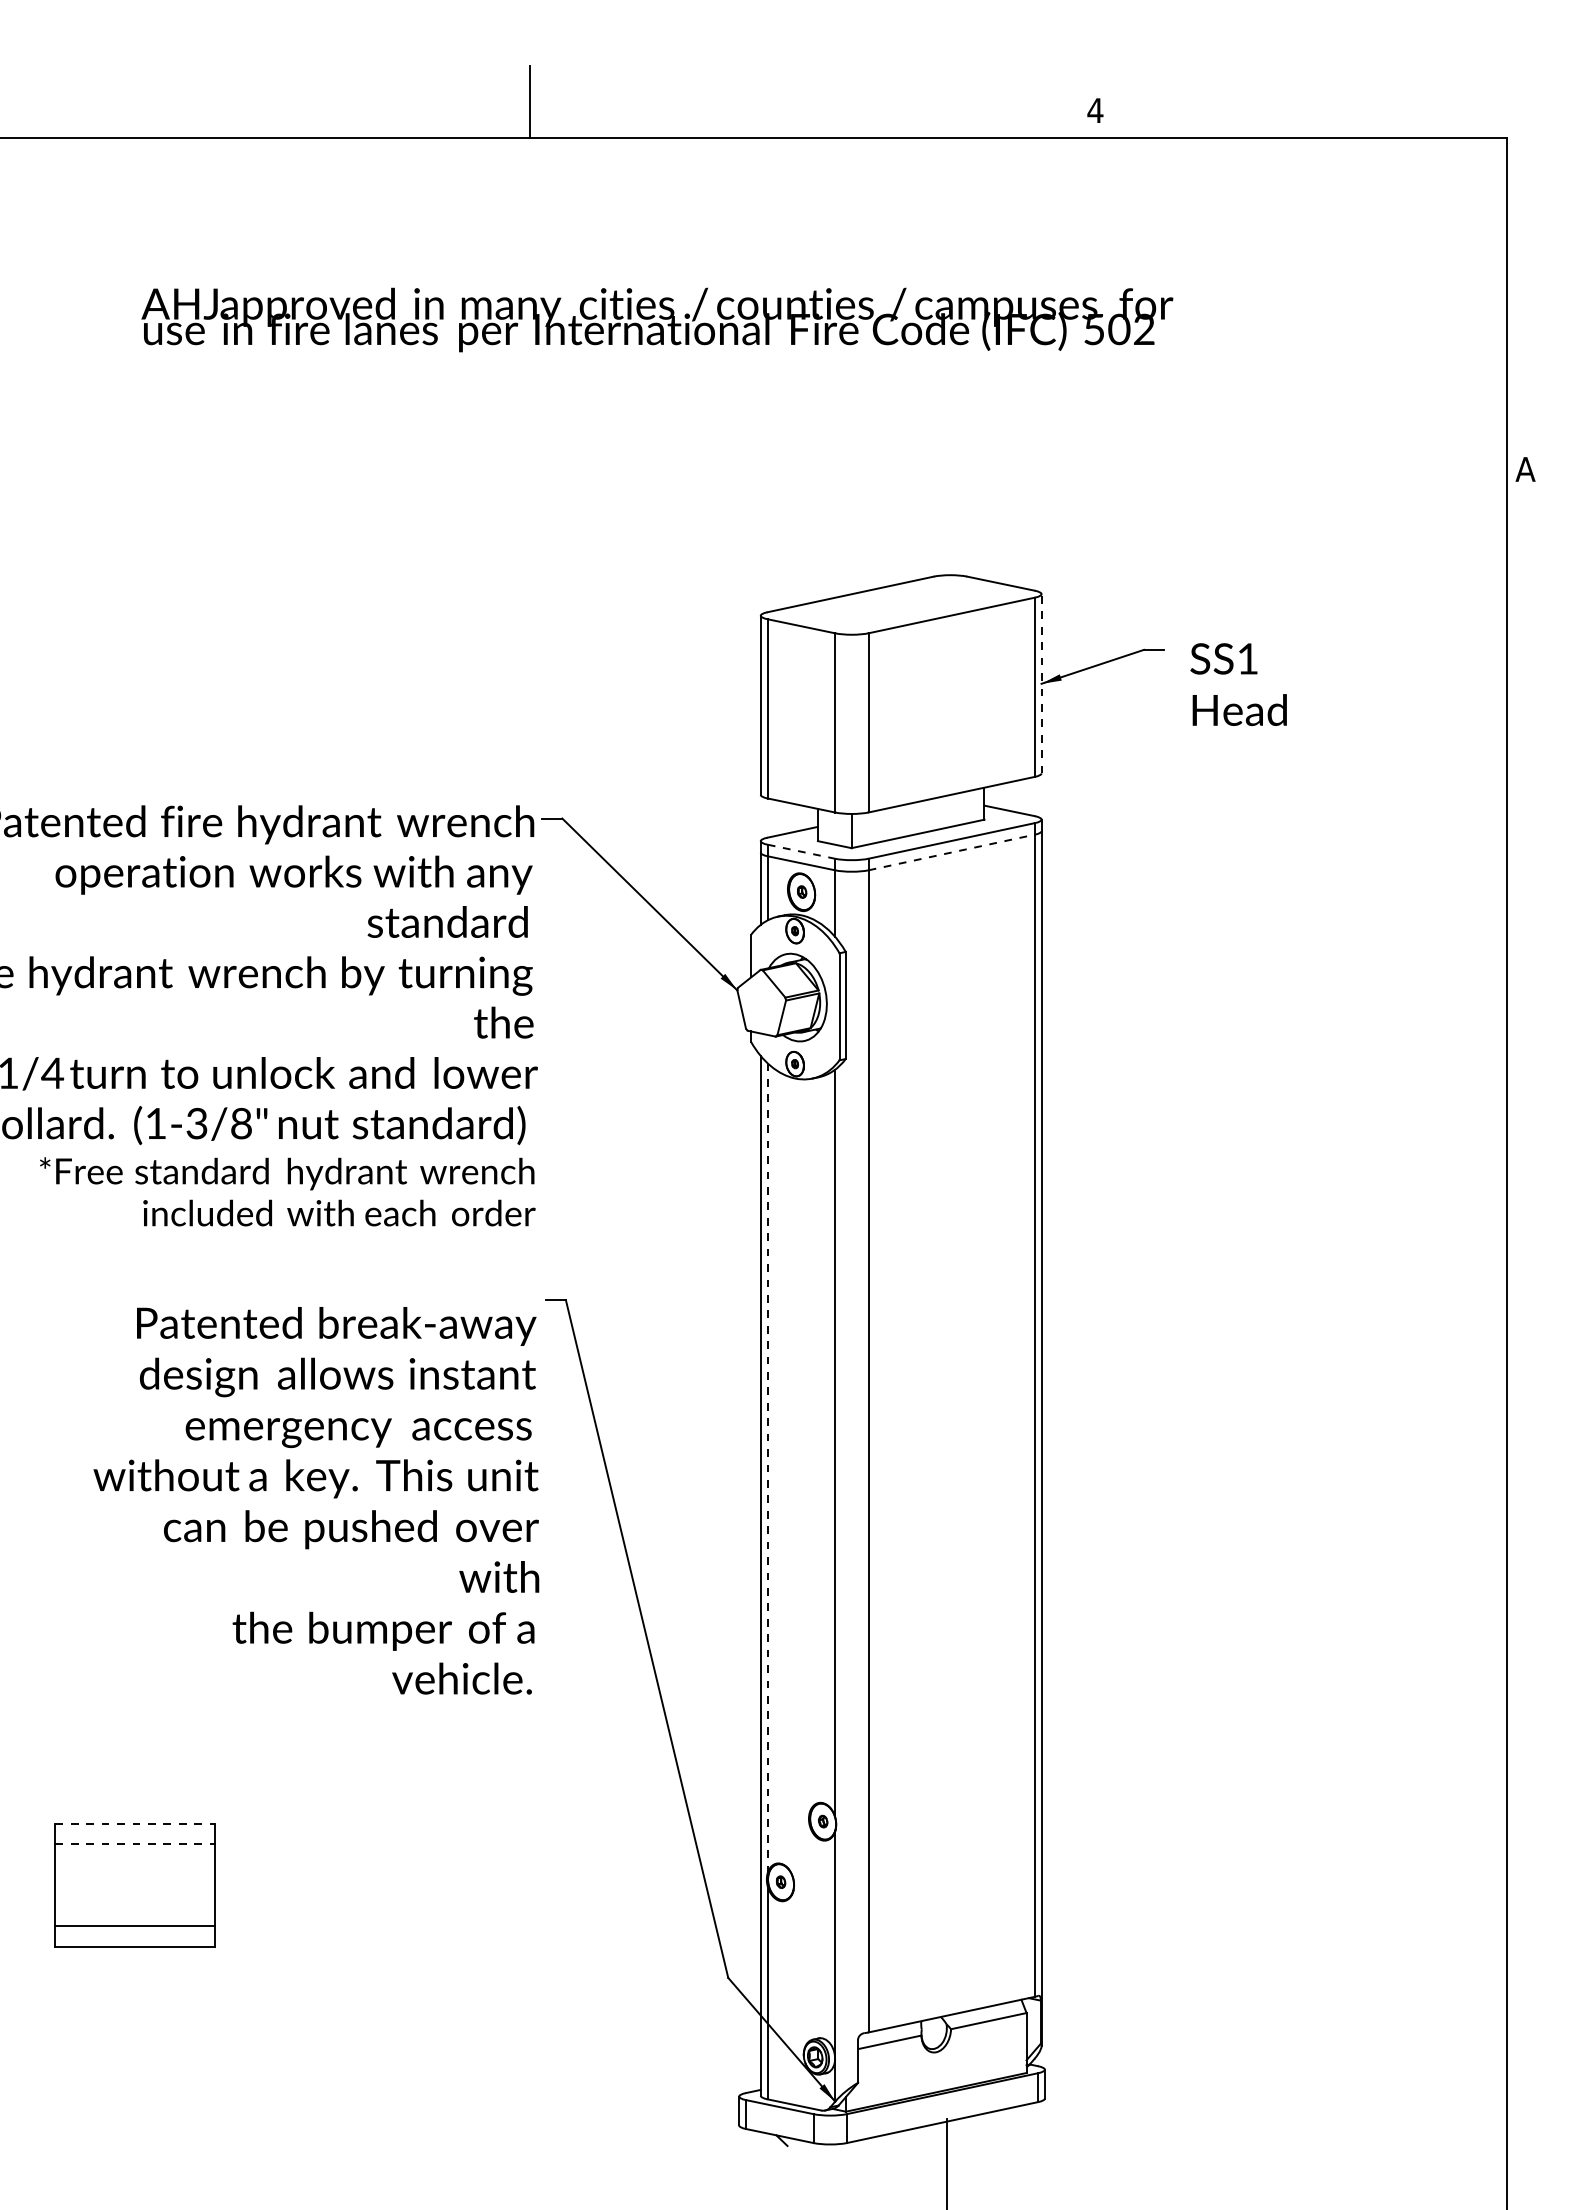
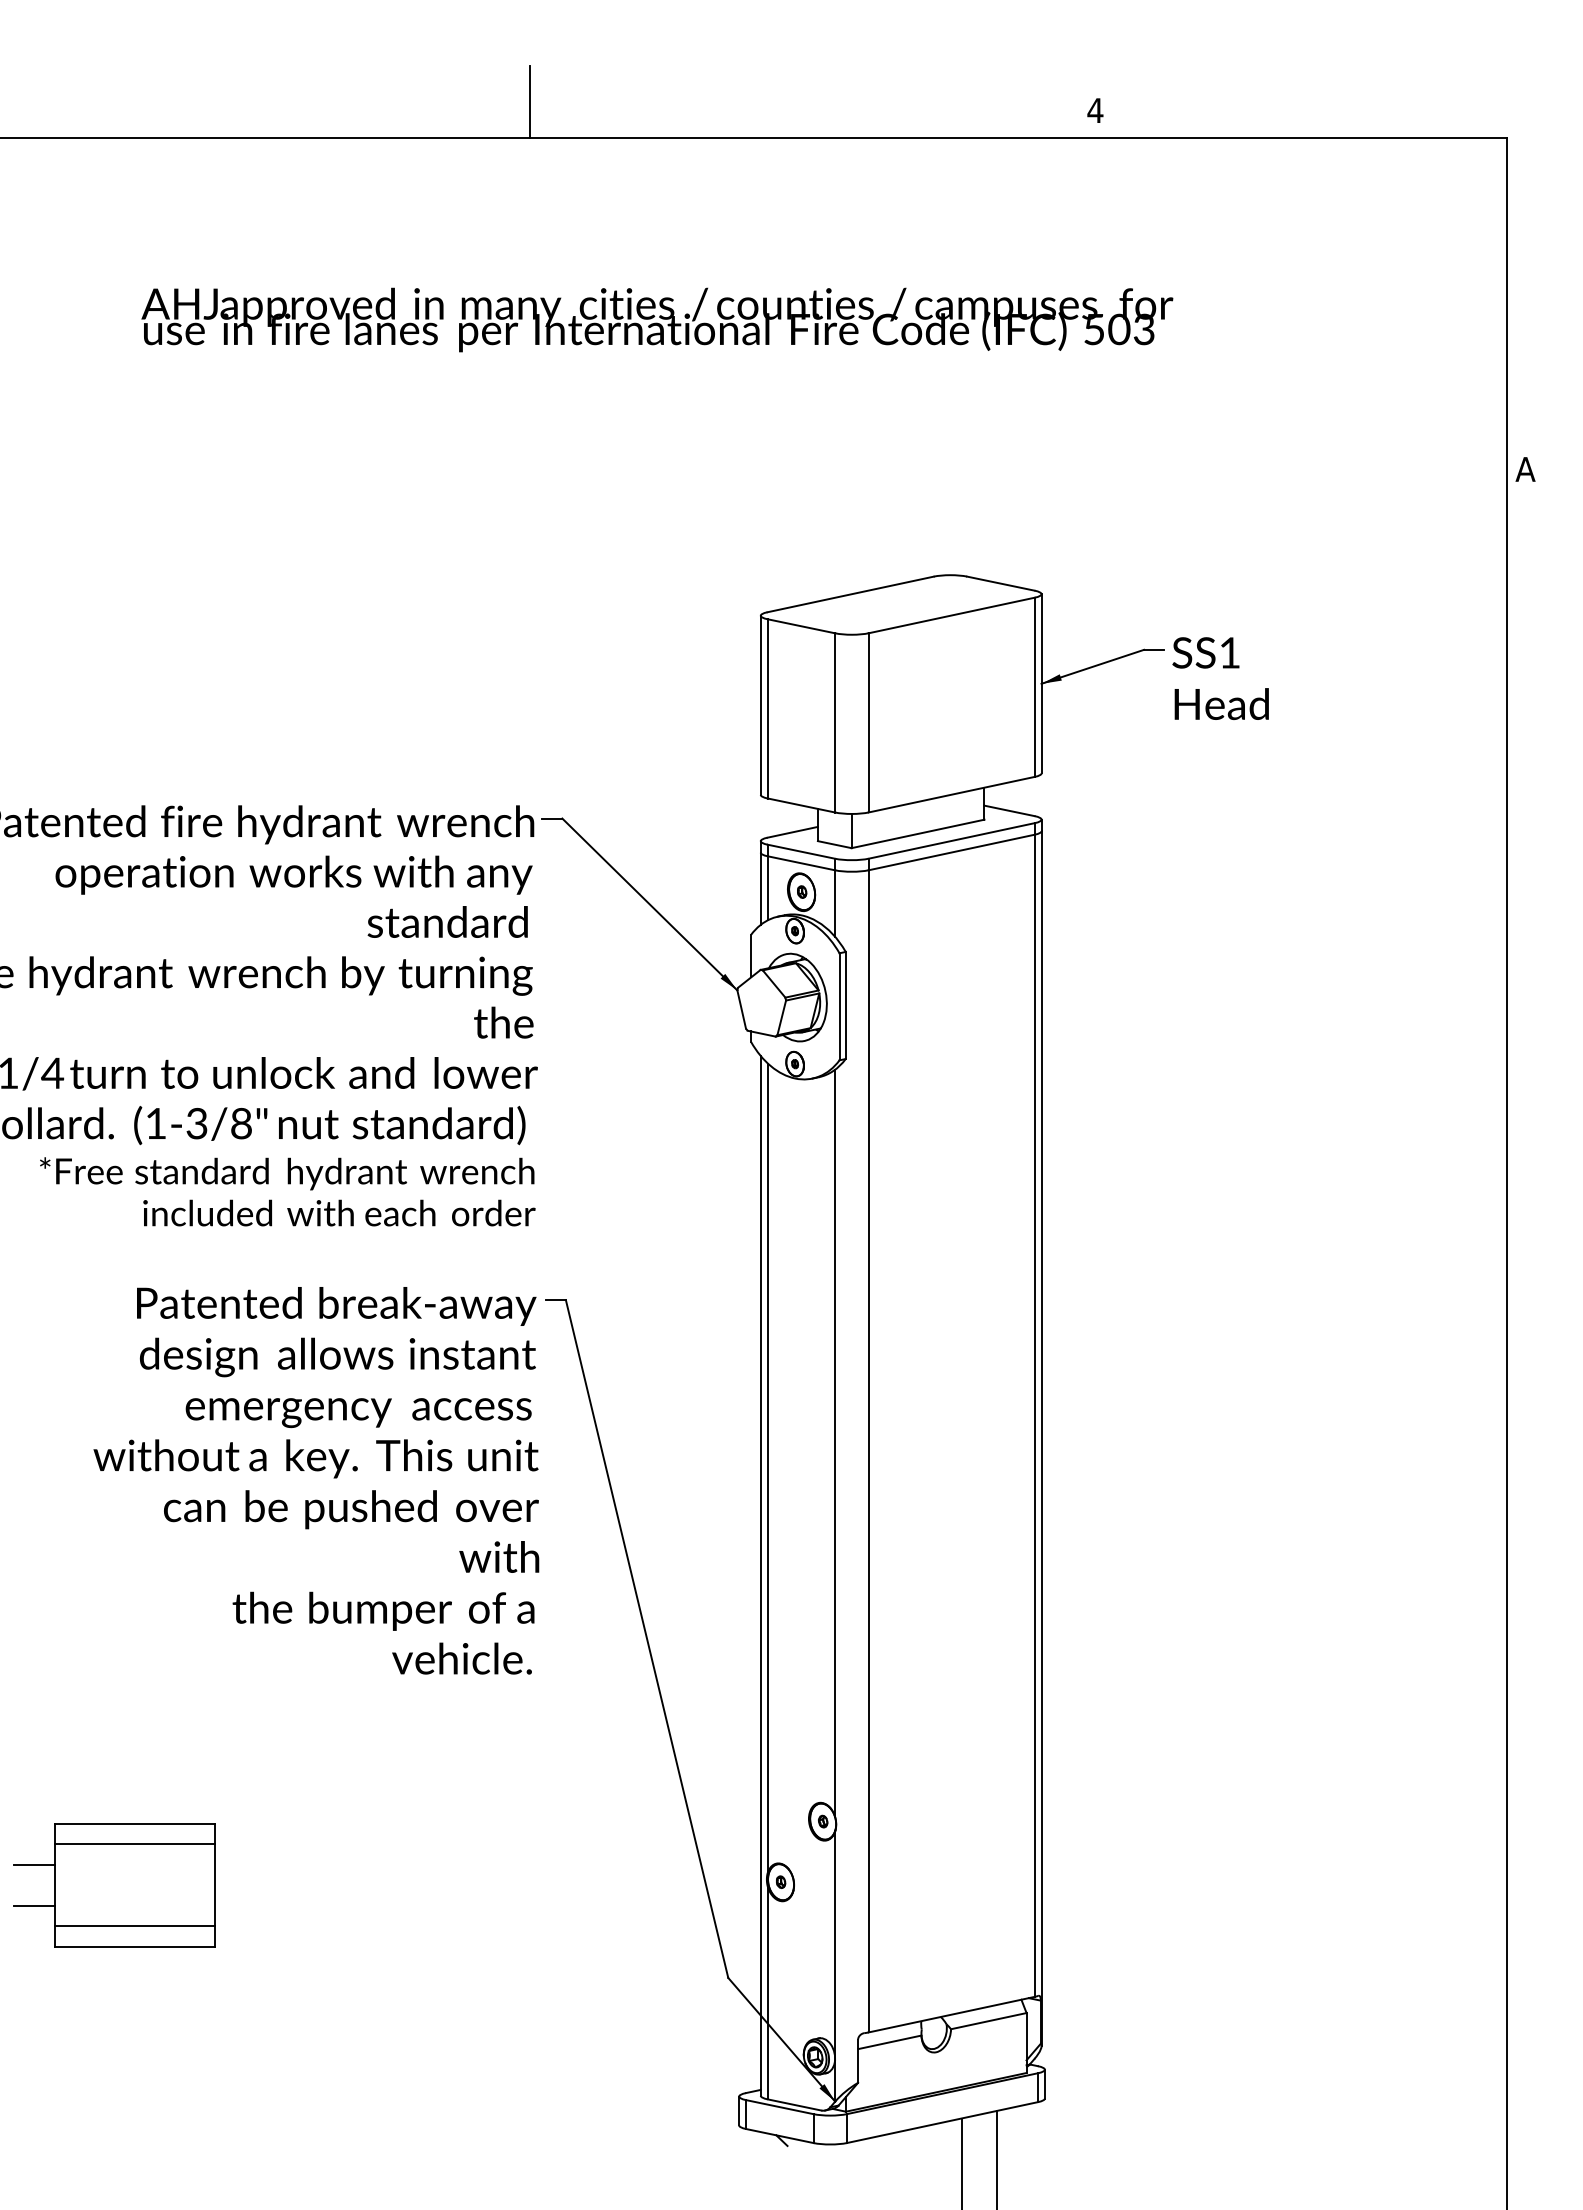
text: 502 -> 503 (1143, 330)
line: dashed -> solid (1041, 683)
text position: (1238, 684) -> (1220, 678) (1220, 678)
line: dashed -> solid (802, 851)
line: dashed -> solid (951, 852)
line: dashed -> solid (767, 1468)
text position: (316, 1500) -> (316, 1480) (316, 1480)
line: dashed -> solid (135, 1823)
line: dashed -> solid (135, 1844)
line: none -> present (34, 1864)
line: none -> present (34, 1905)
line: none -> present (996, 2158)
line position: (946, 2162) -> (961, 2162) (961, 2162)
